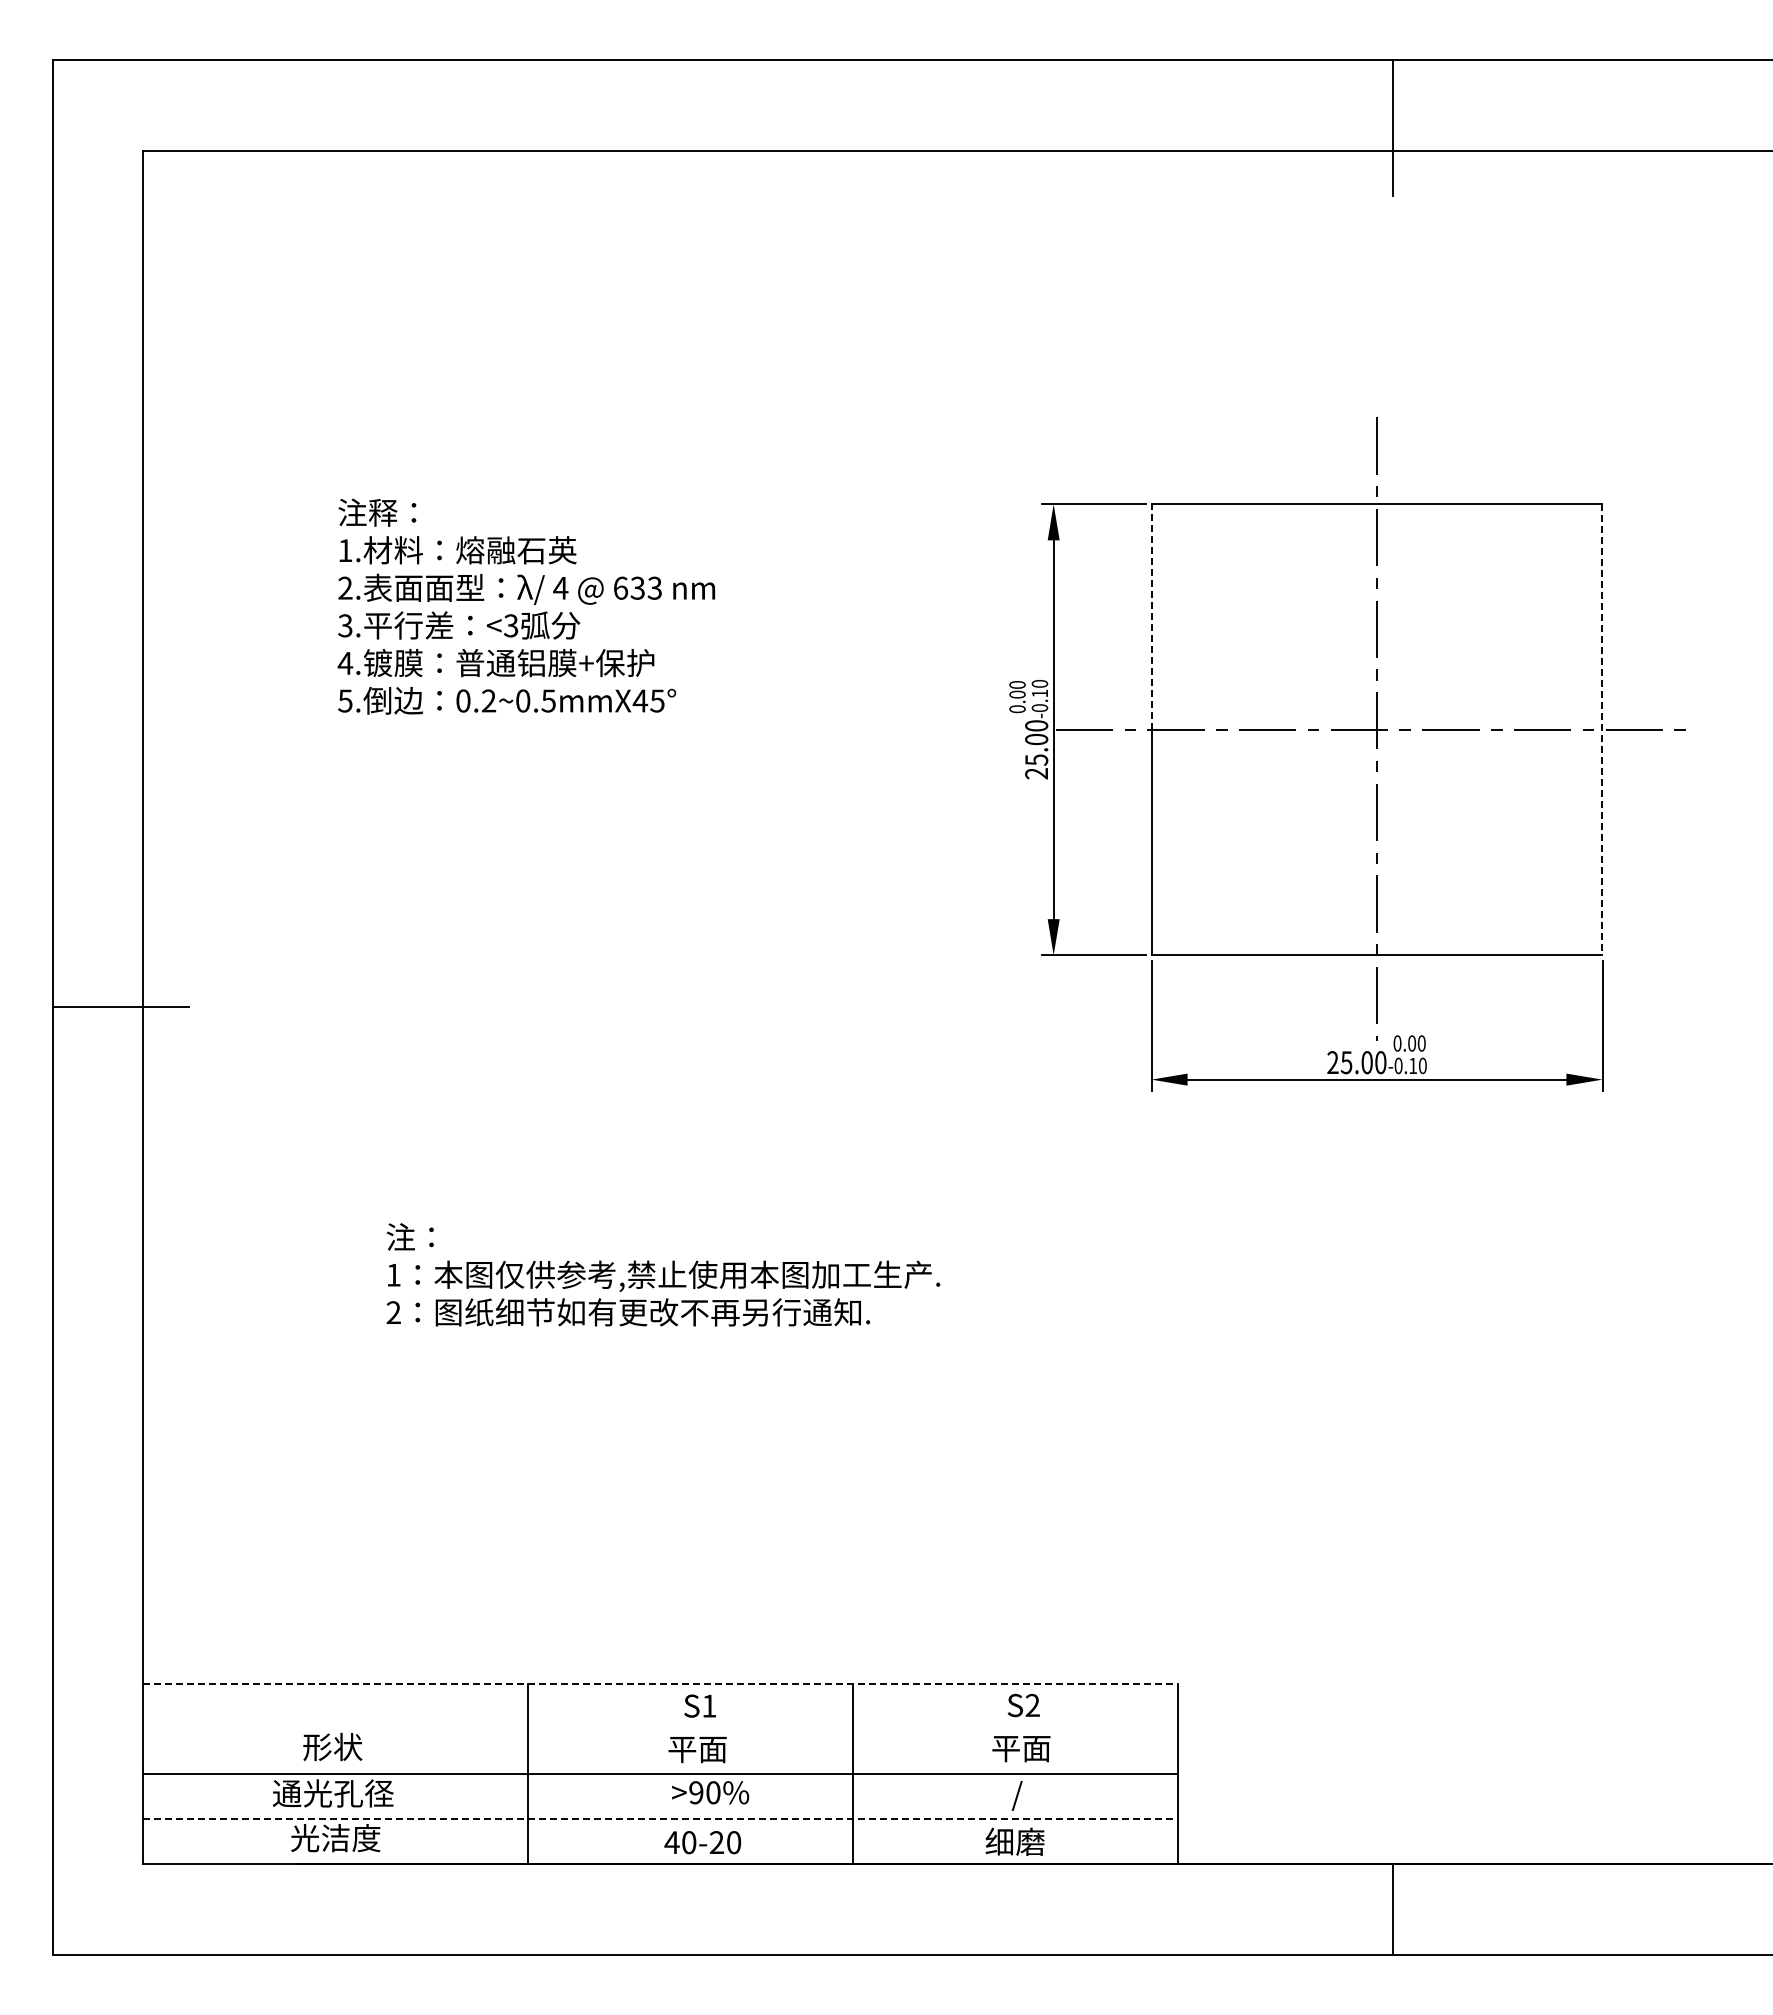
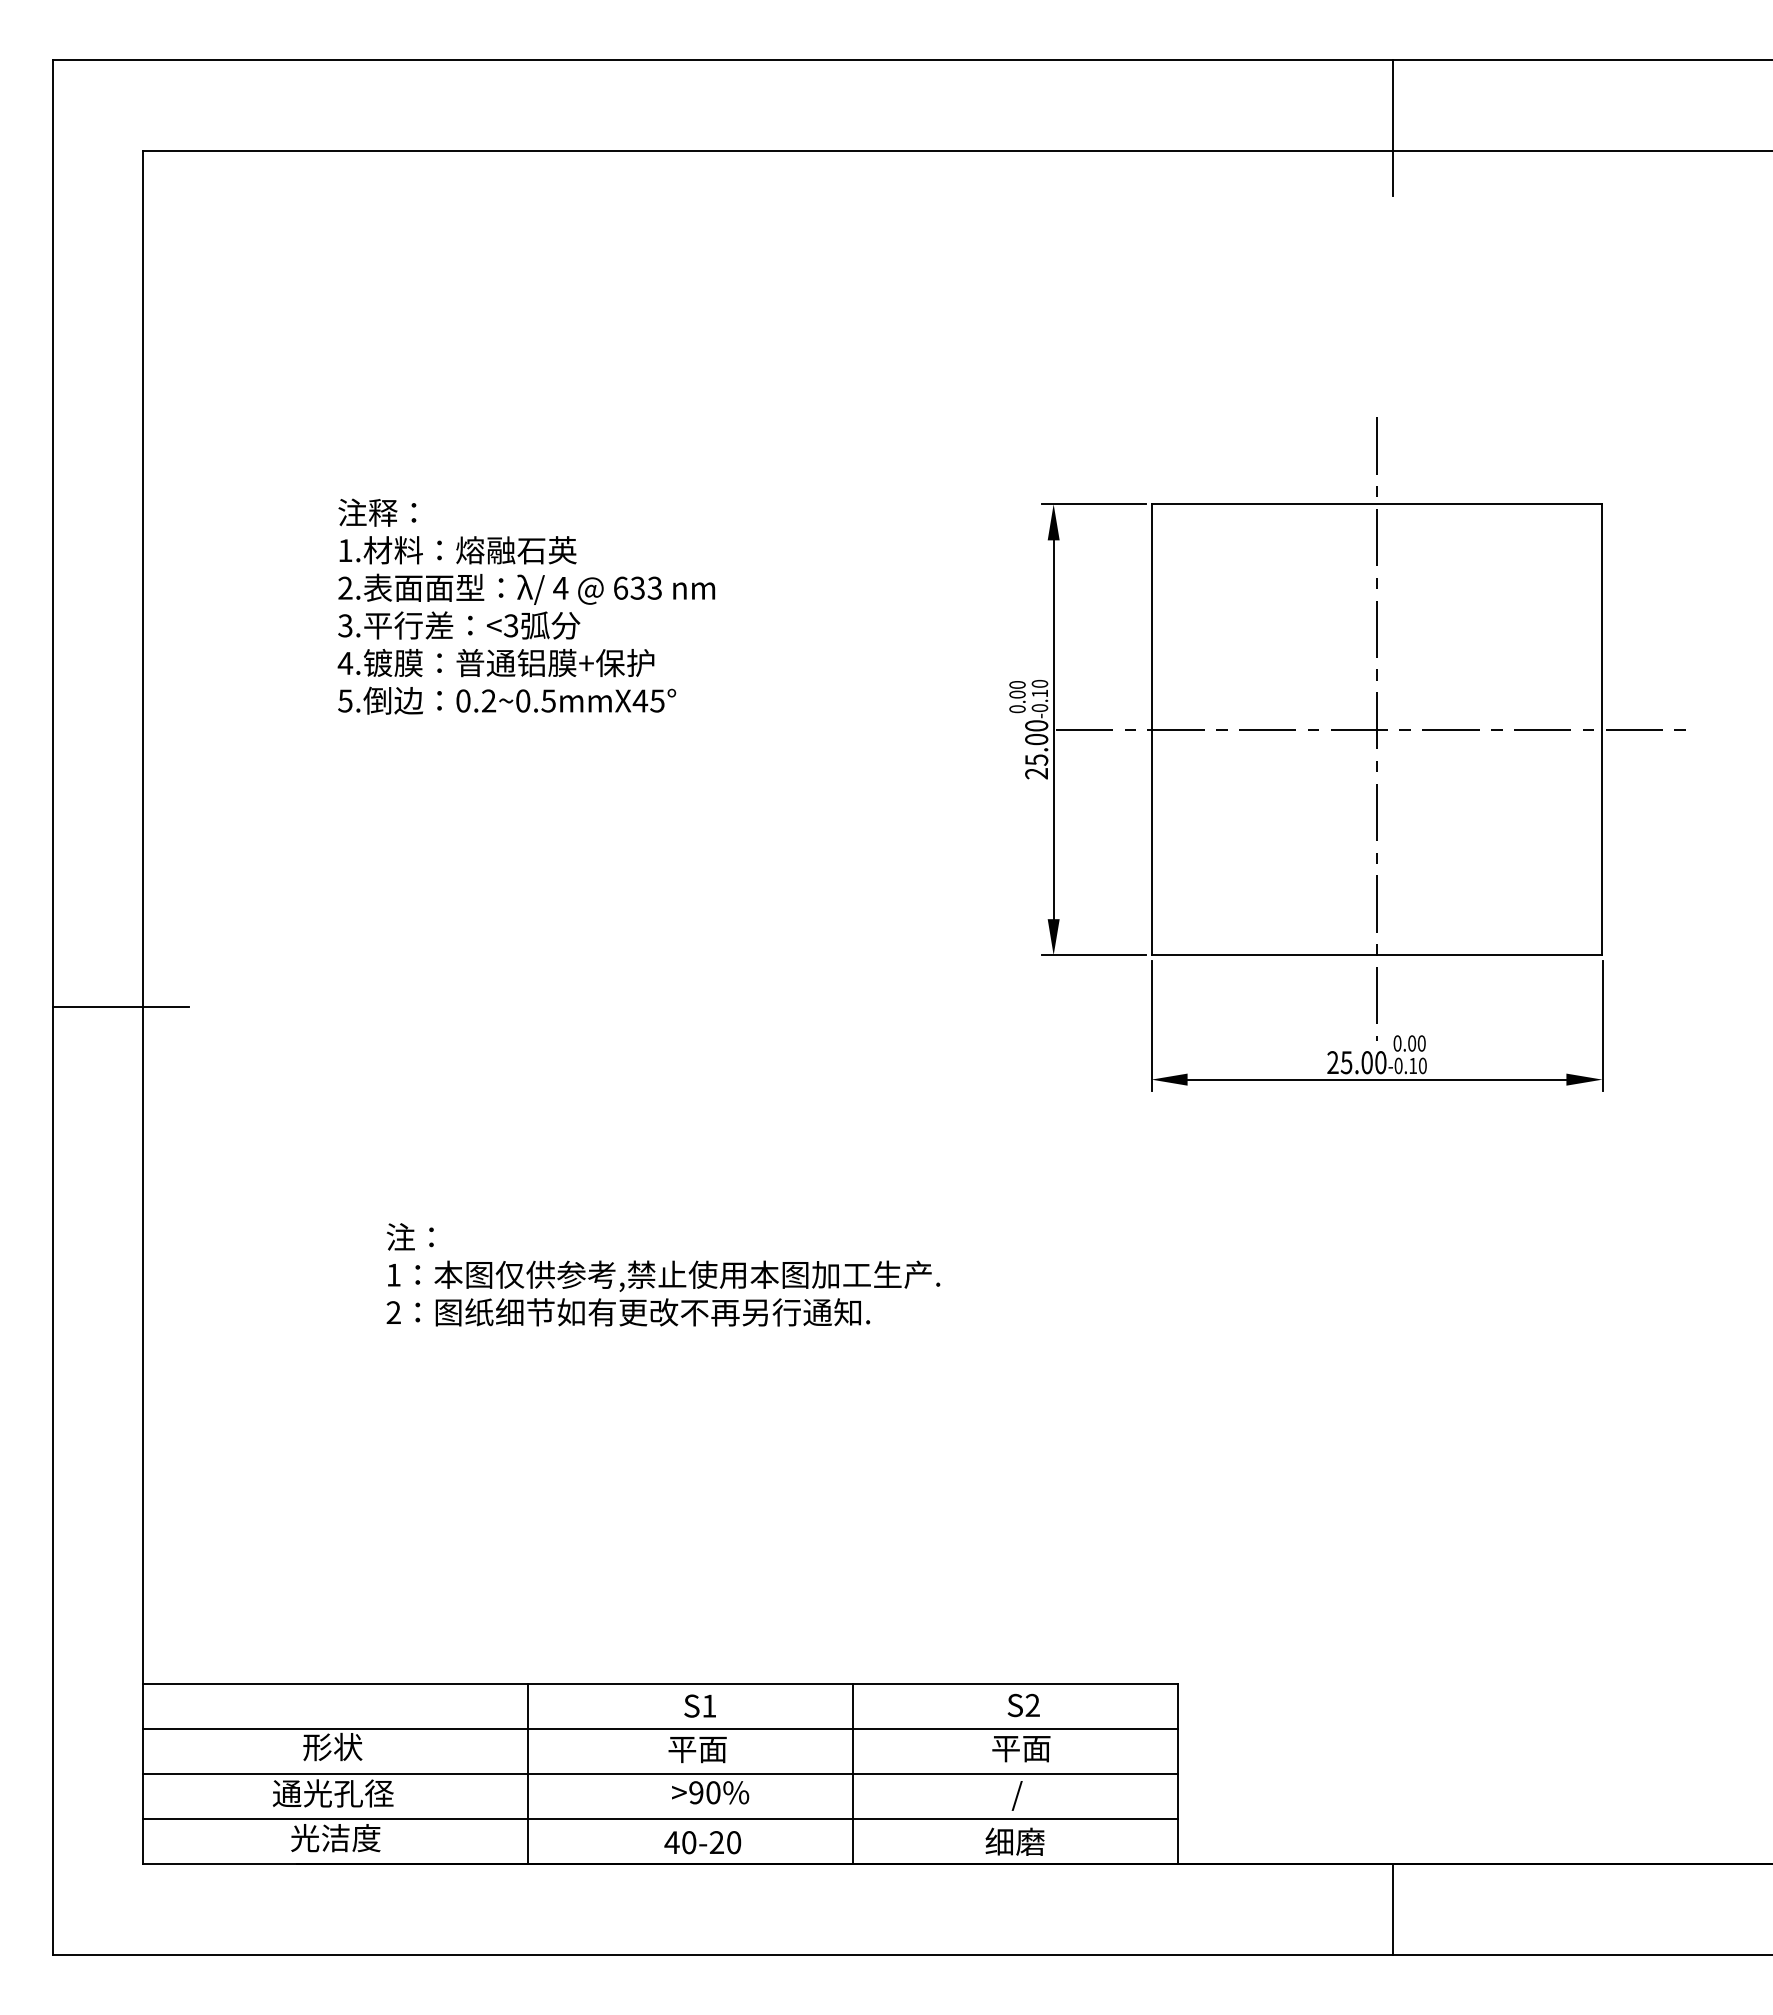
line: dashed -> solid (1151, 617)
line: dashed -> solid (1602, 730)
line: dashed -> solid (661, 1683)
line: none -> present (660, 1729)
line: dashed -> solid (661, 1819)
